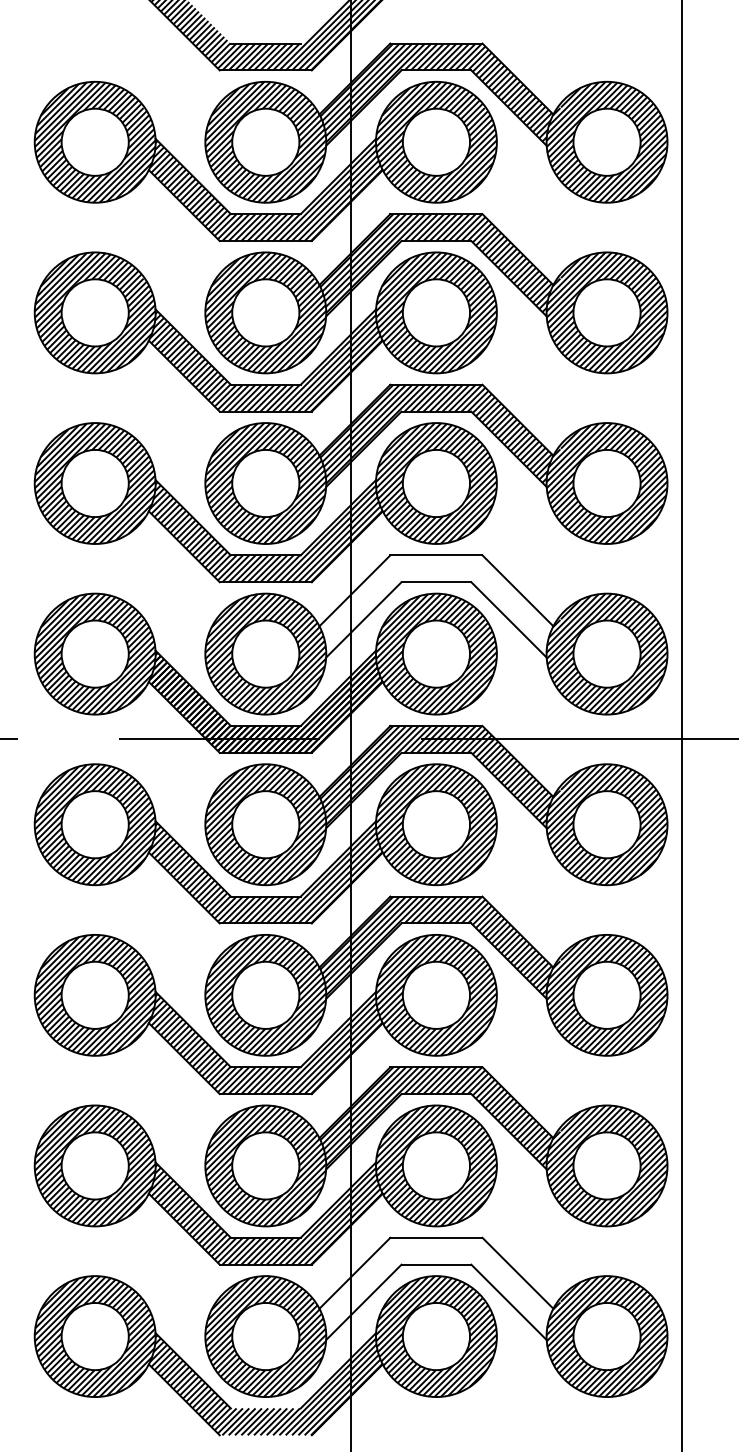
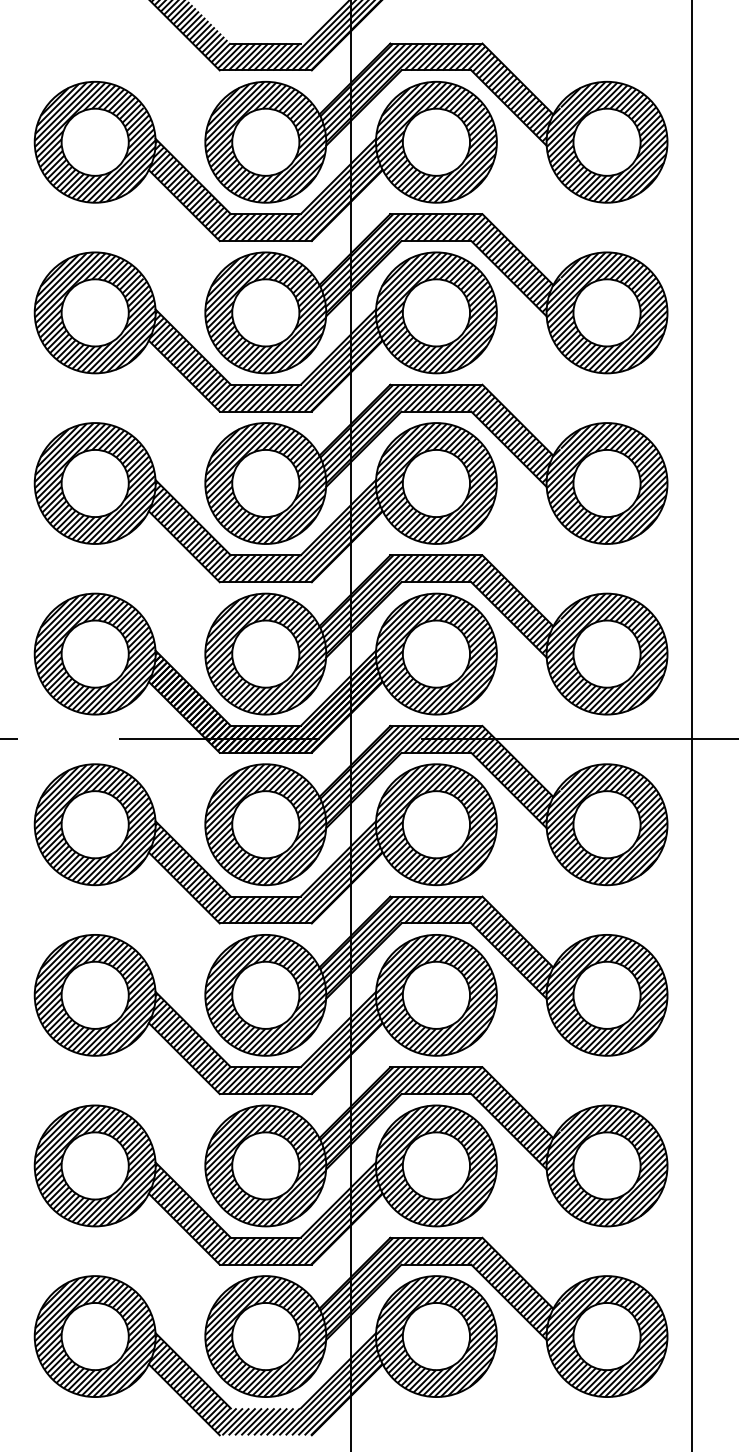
hatch: none -> present (435, 605)
line position: (682, 725) -> (692, 725) (692, 725)
hatch: none -> present (435, 1287)
